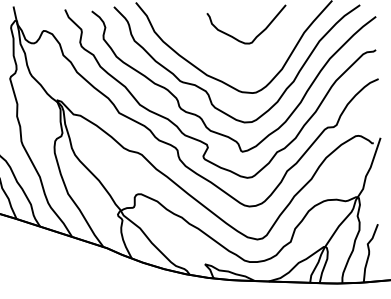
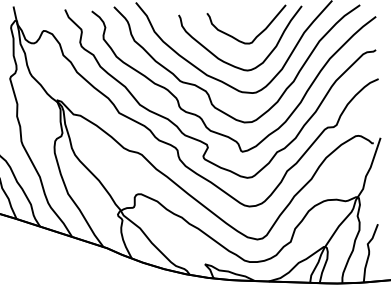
curve: none -> present (230, 63)
